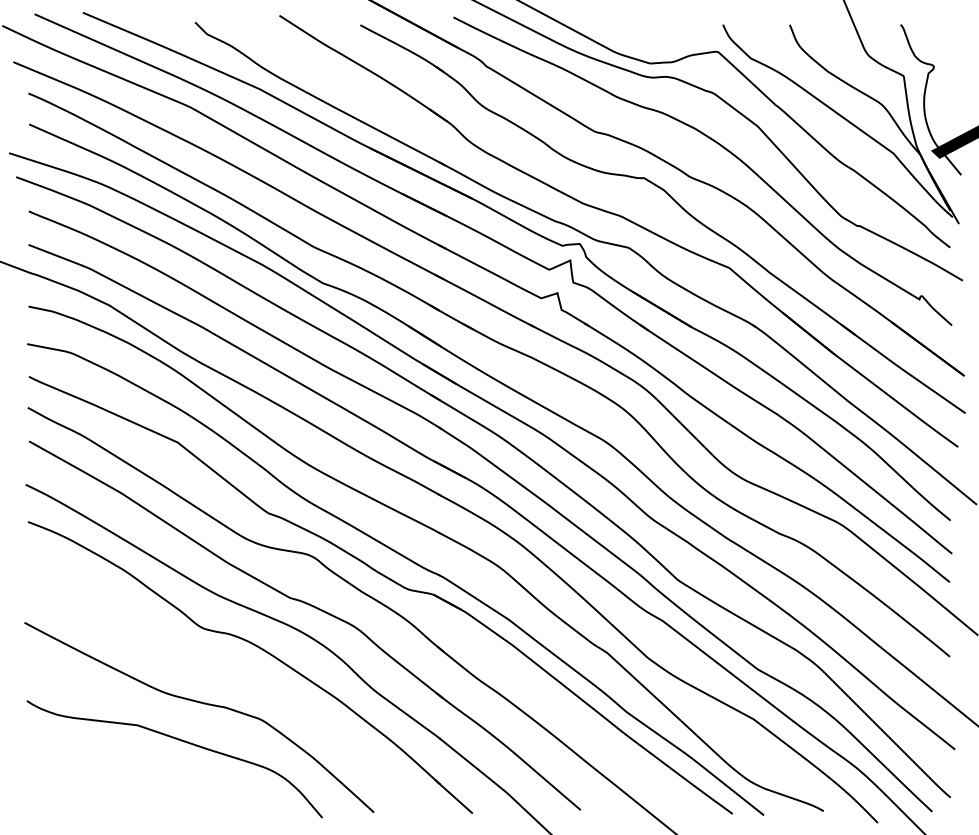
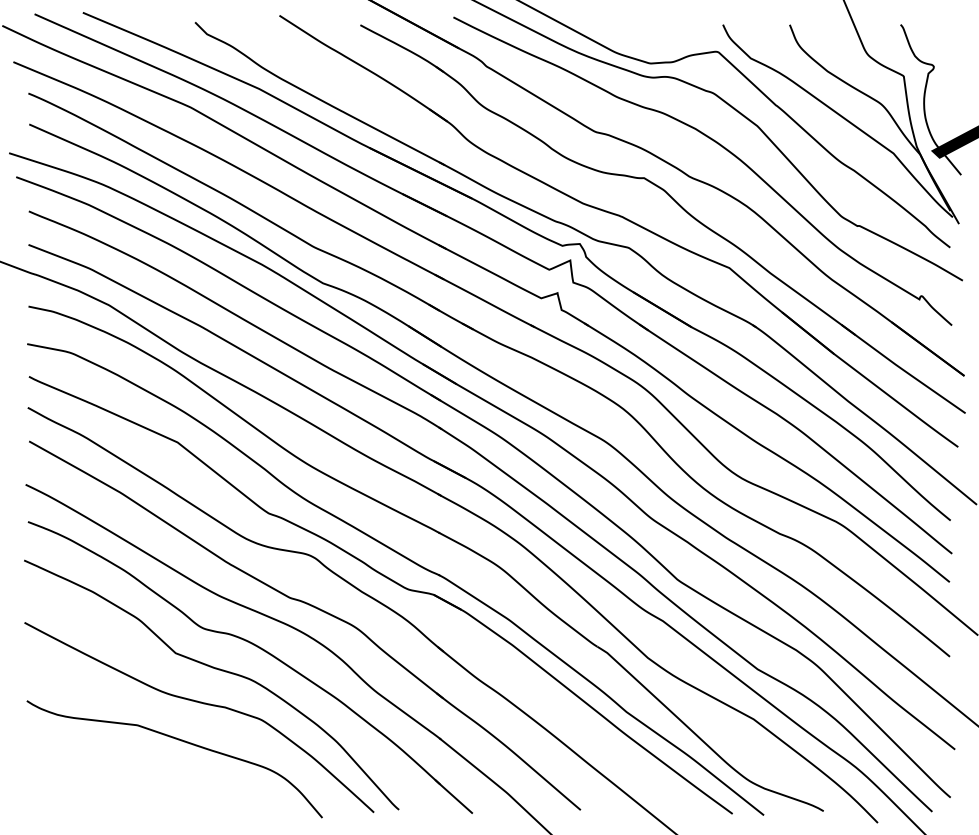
curve: none -> present (215, 669)
